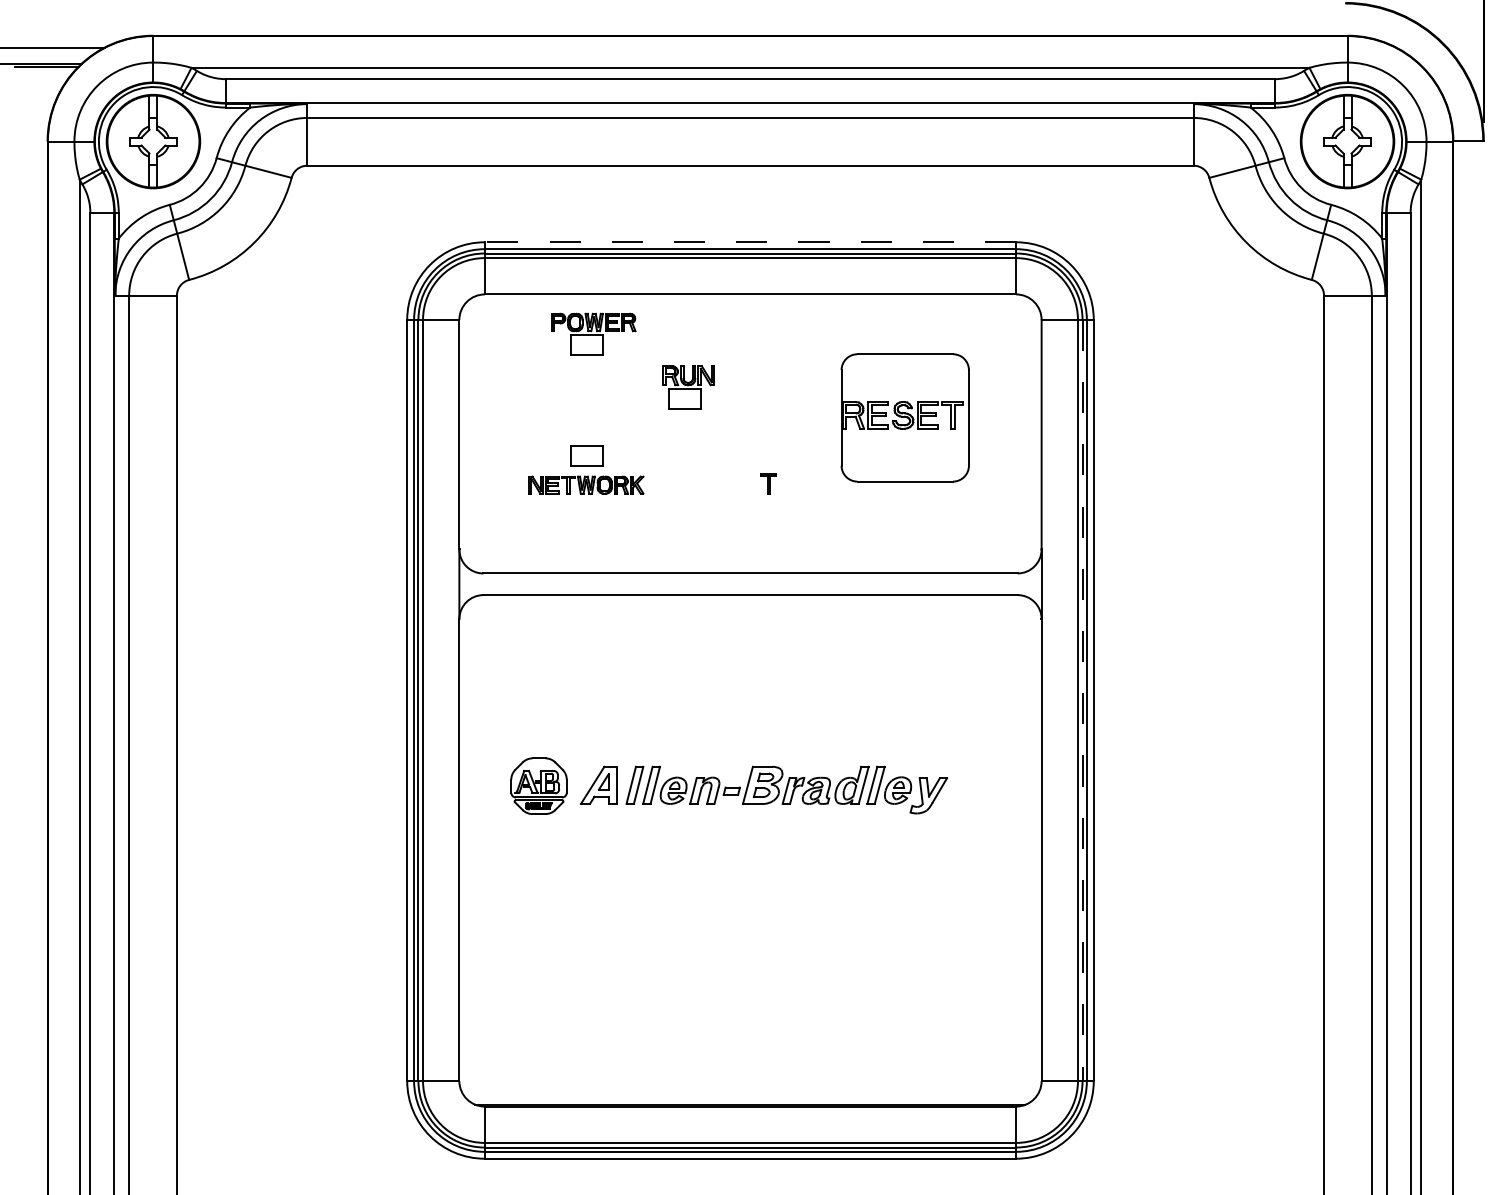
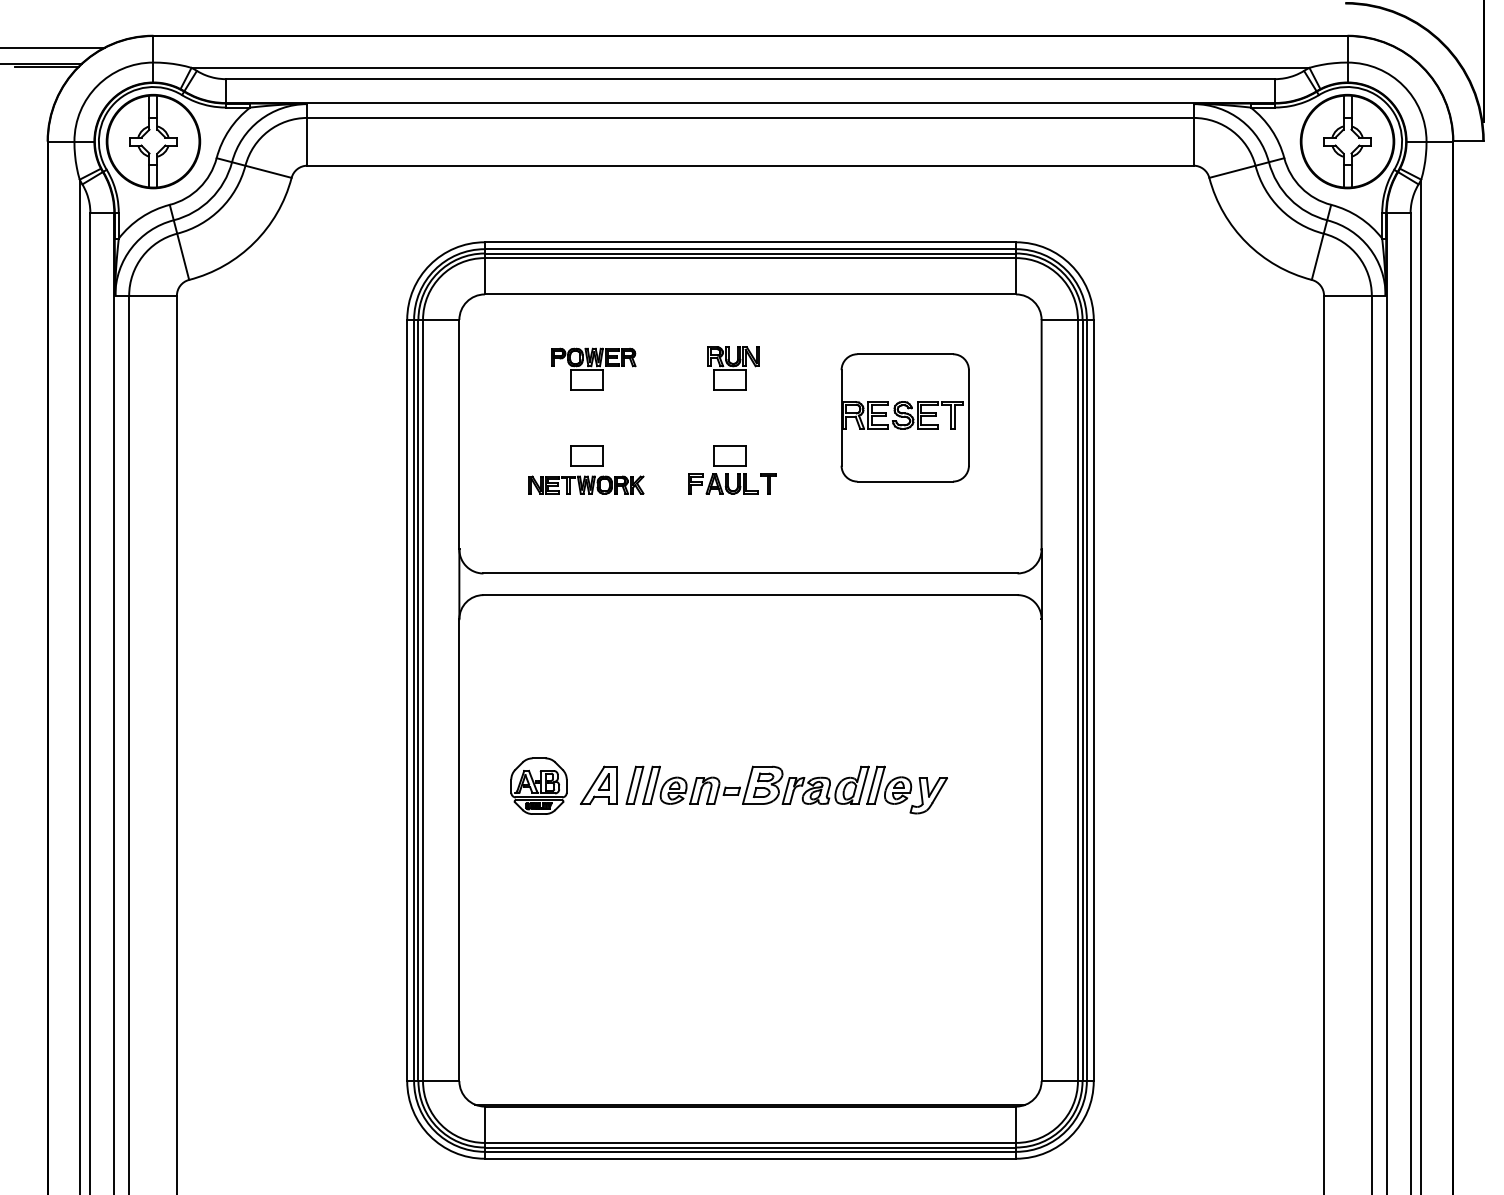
line: dashed -> solid (750, 242)
part position: (593, 333) -> (593, 368) (593, 368)
part position: (688, 387) -> (733, 368) (733, 368)
part: none -> present (723, 469)
line: dashed -> solid (1082, 700)
